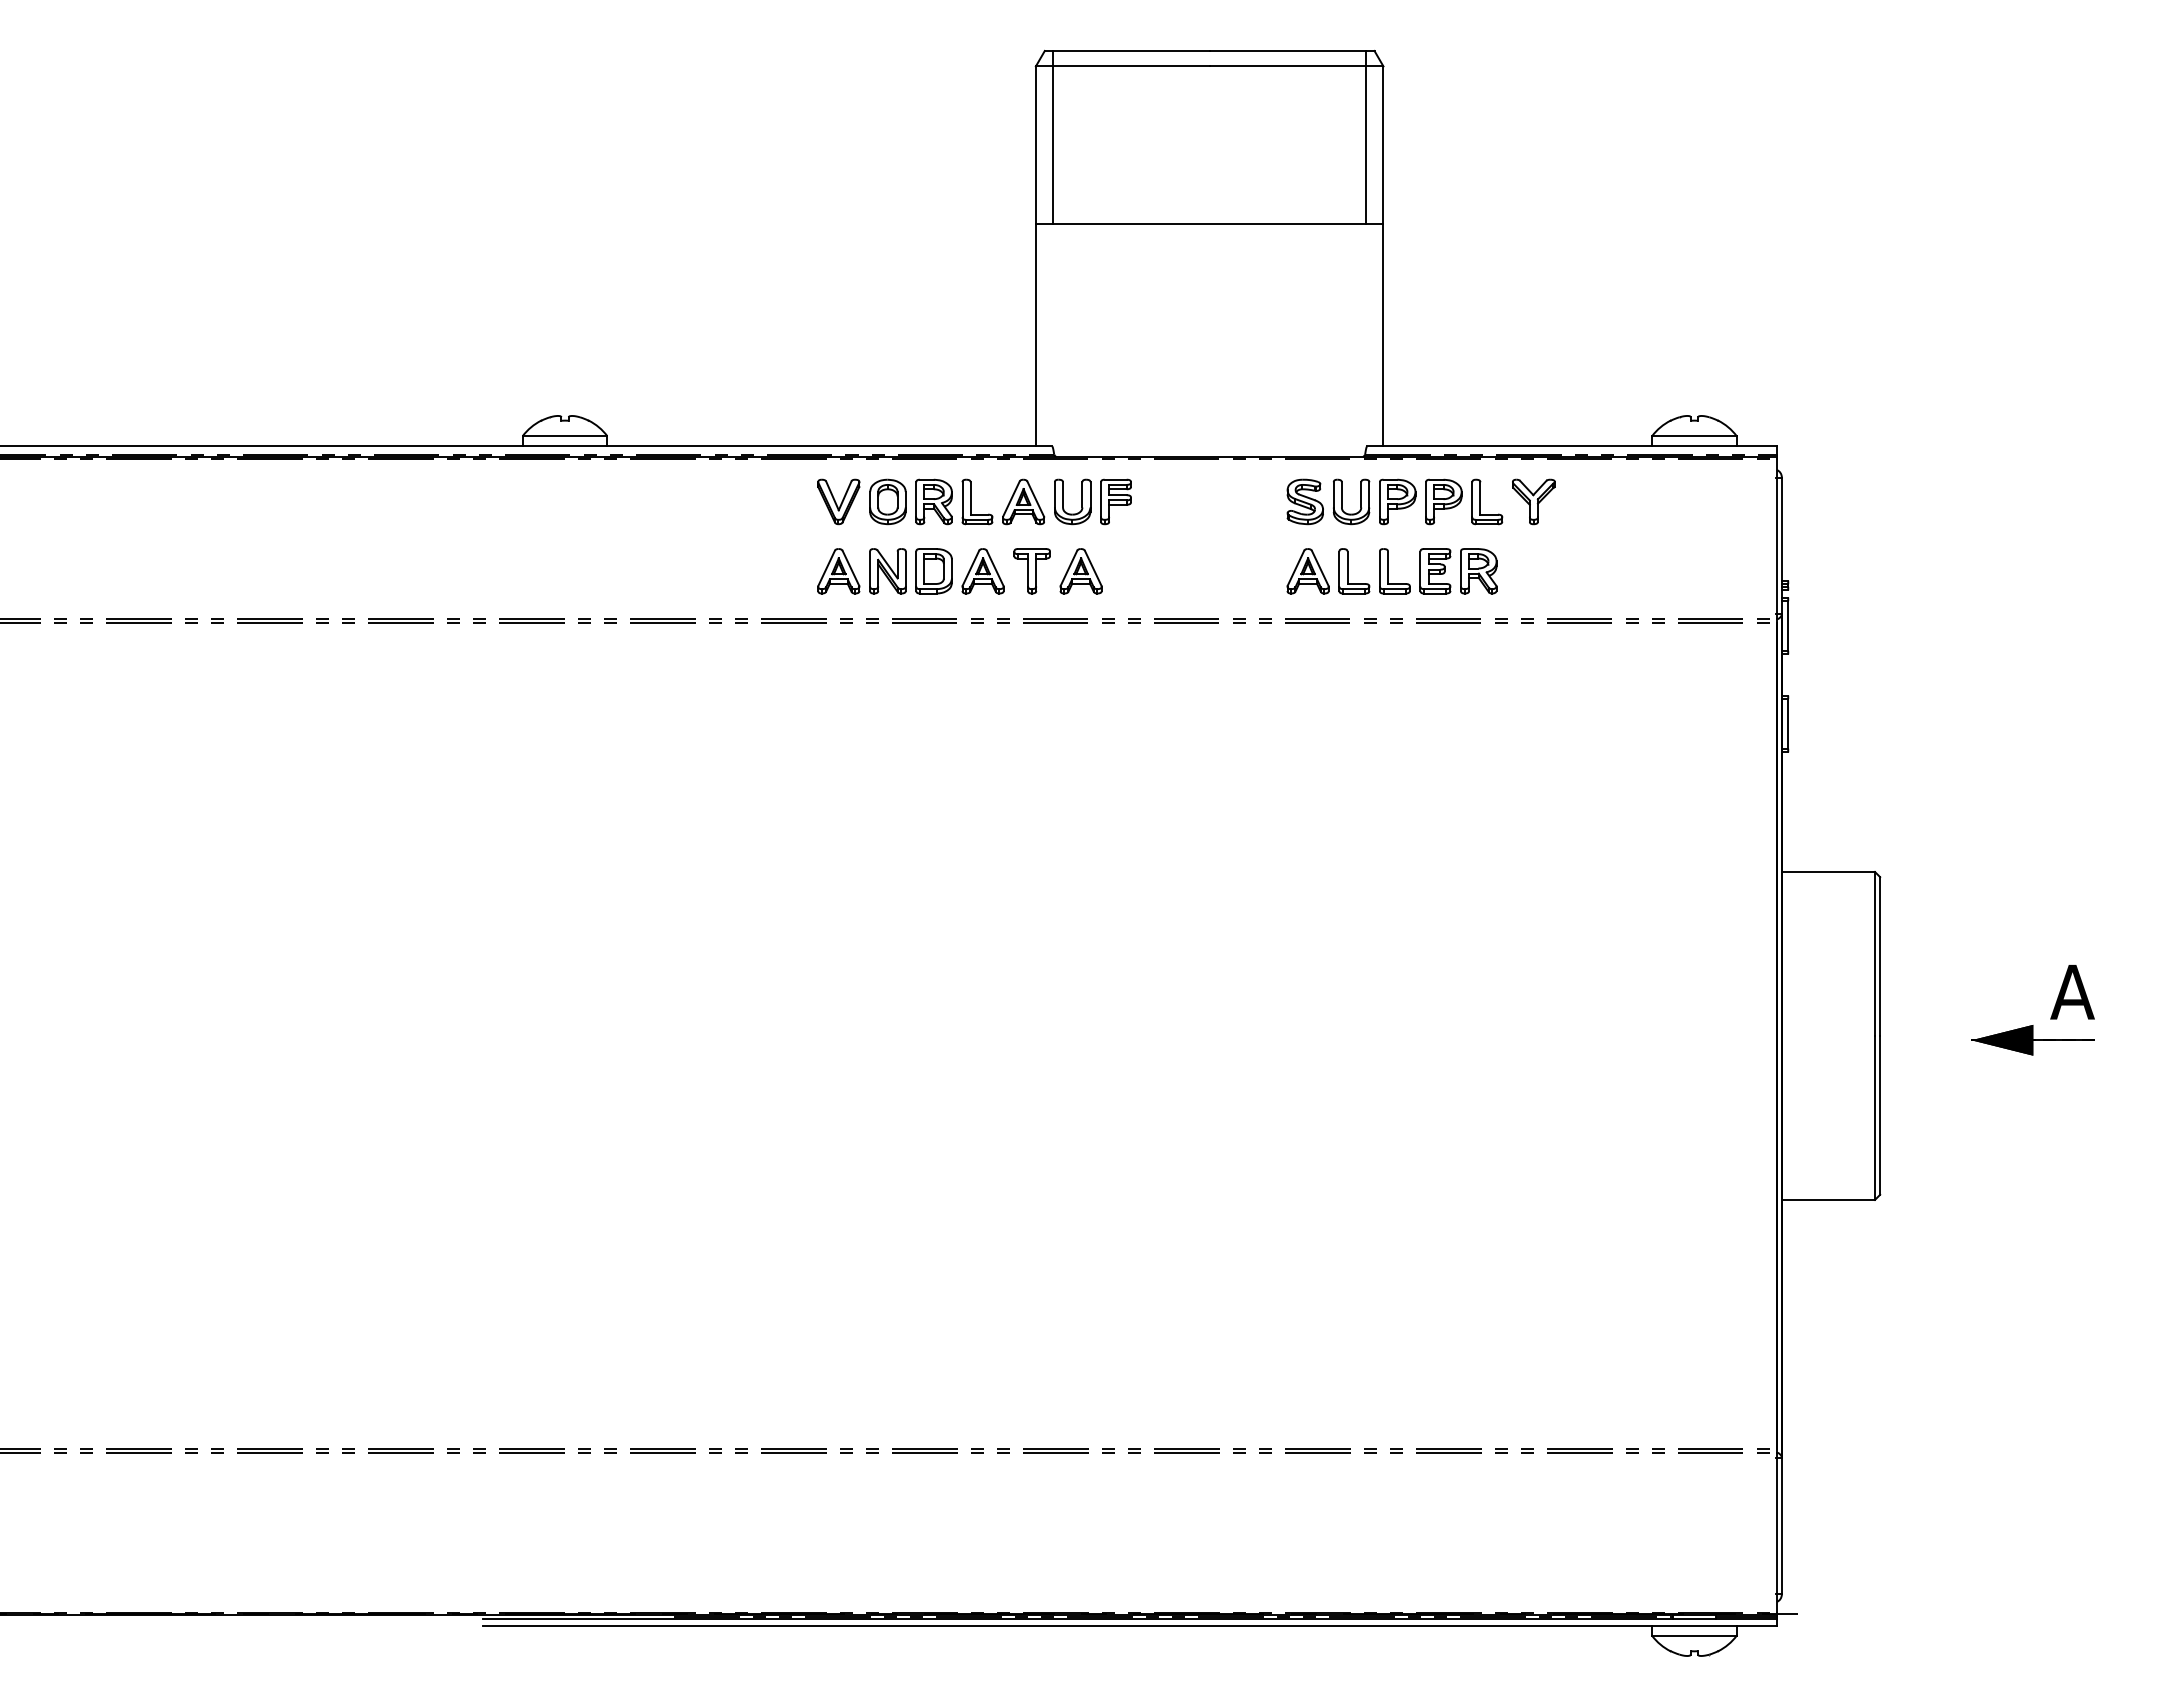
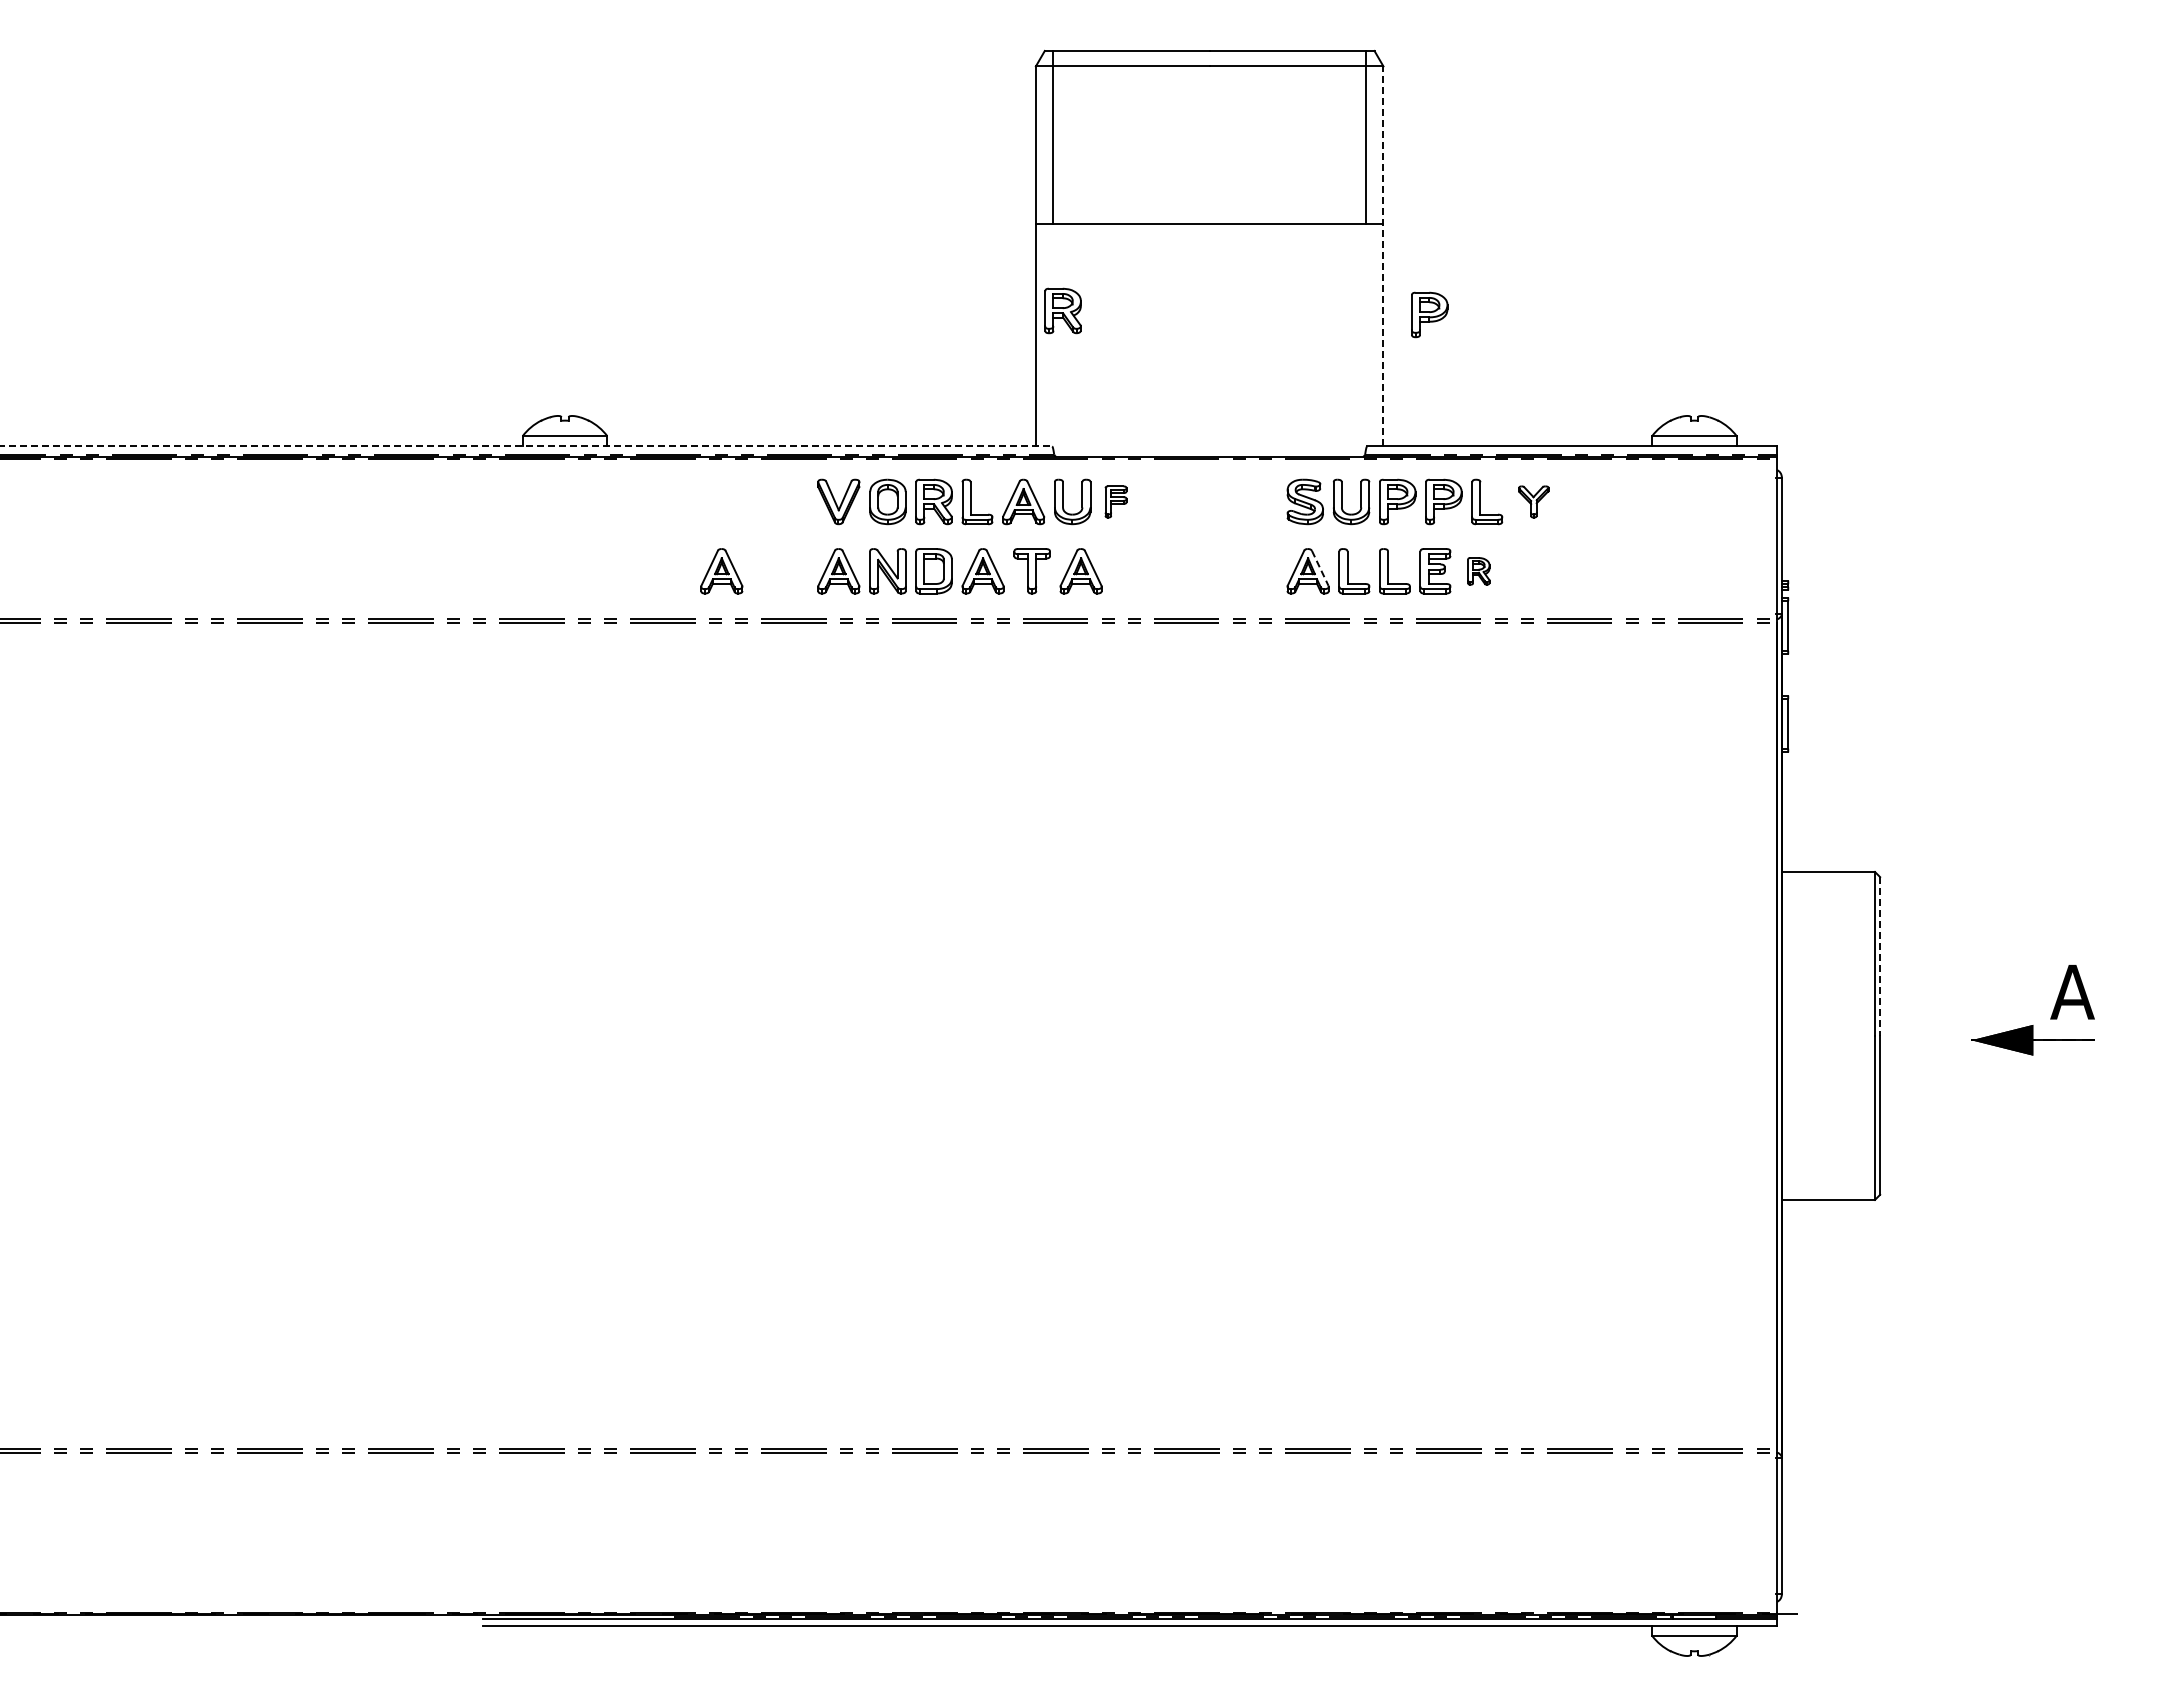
line: solid -> dashed (1383, 255)
part: none -> present (1062, 310)
part: none -> present (1429, 314)
line: solid -> dashed (526, 446)
part size: 32x48 px -> 24x34 px (1115, 501)
part size: 44x48 px -> 32x34 px (1533, 501)
line: solid -> dashed (1320, 568)
part: none -> present (721, 571)
part size: 38x47 px -> 24x29 px (1478, 571)
line: solid -> dashed (1880, 957)
